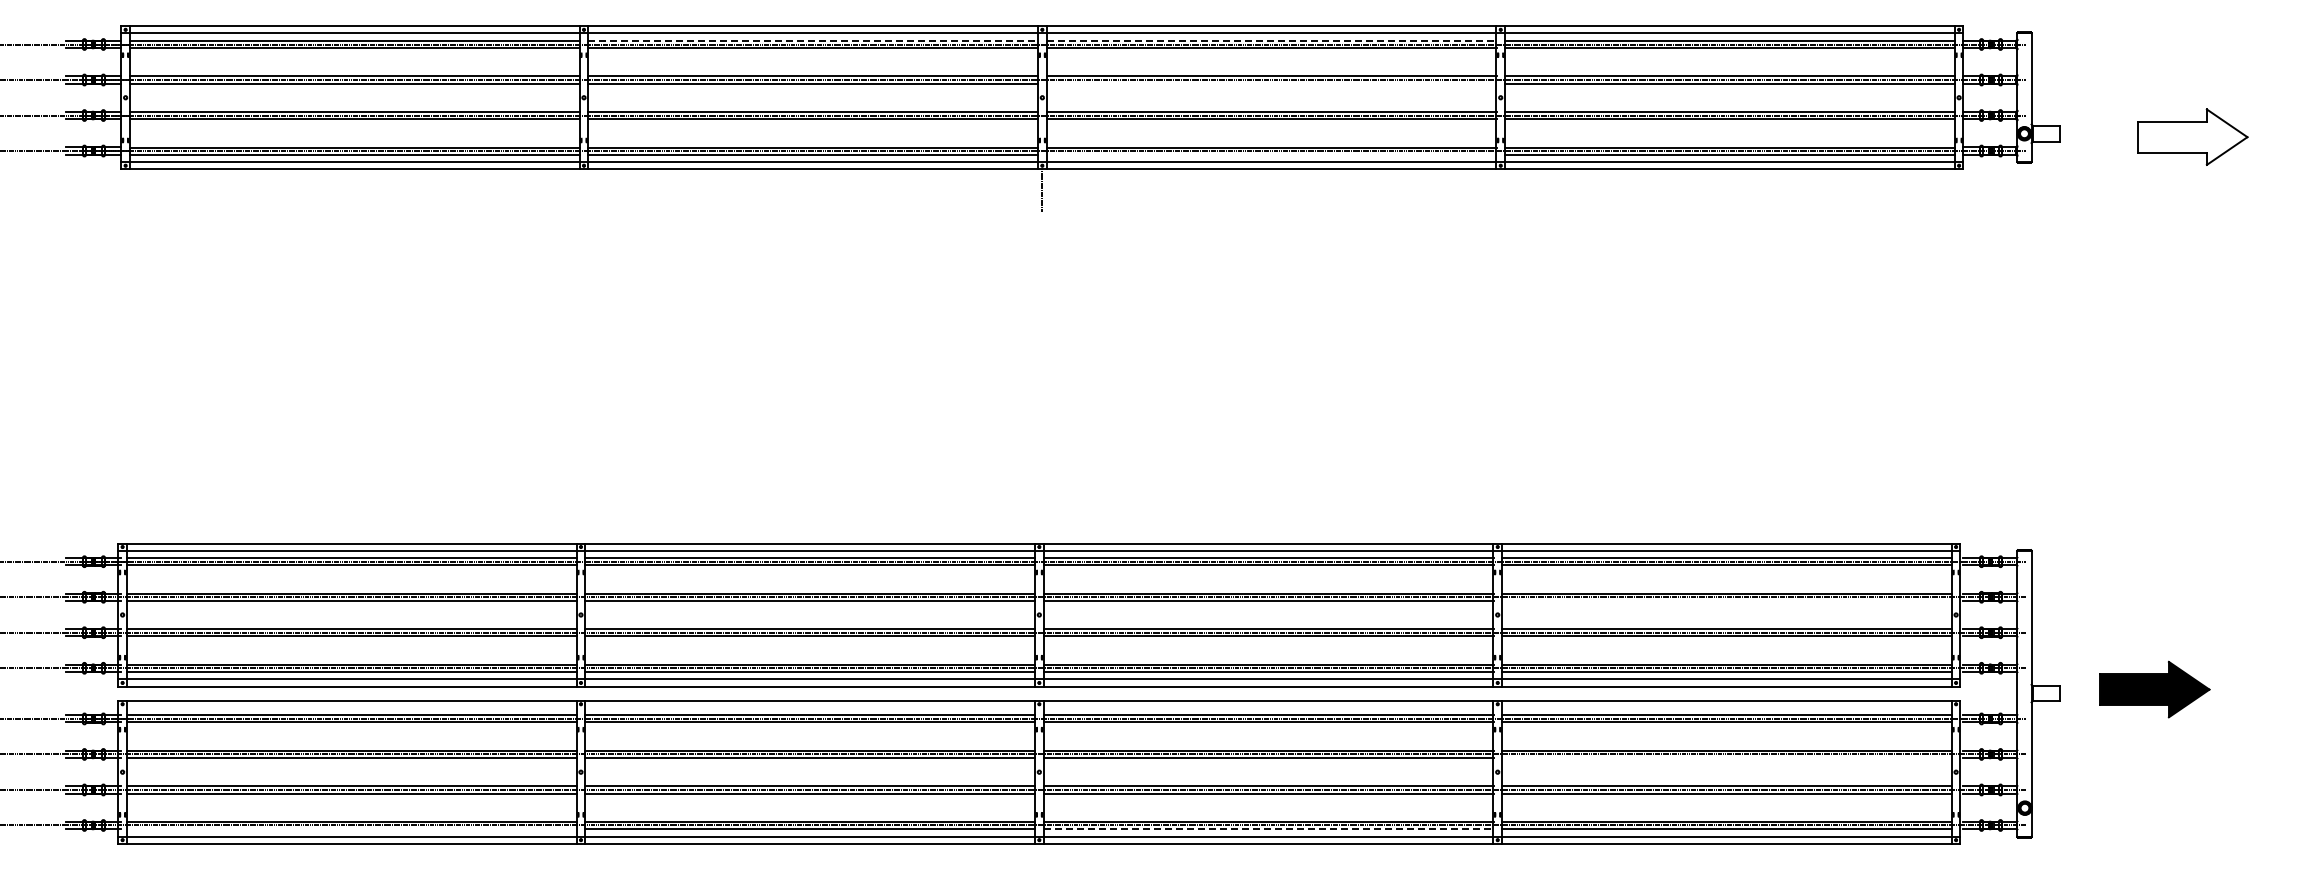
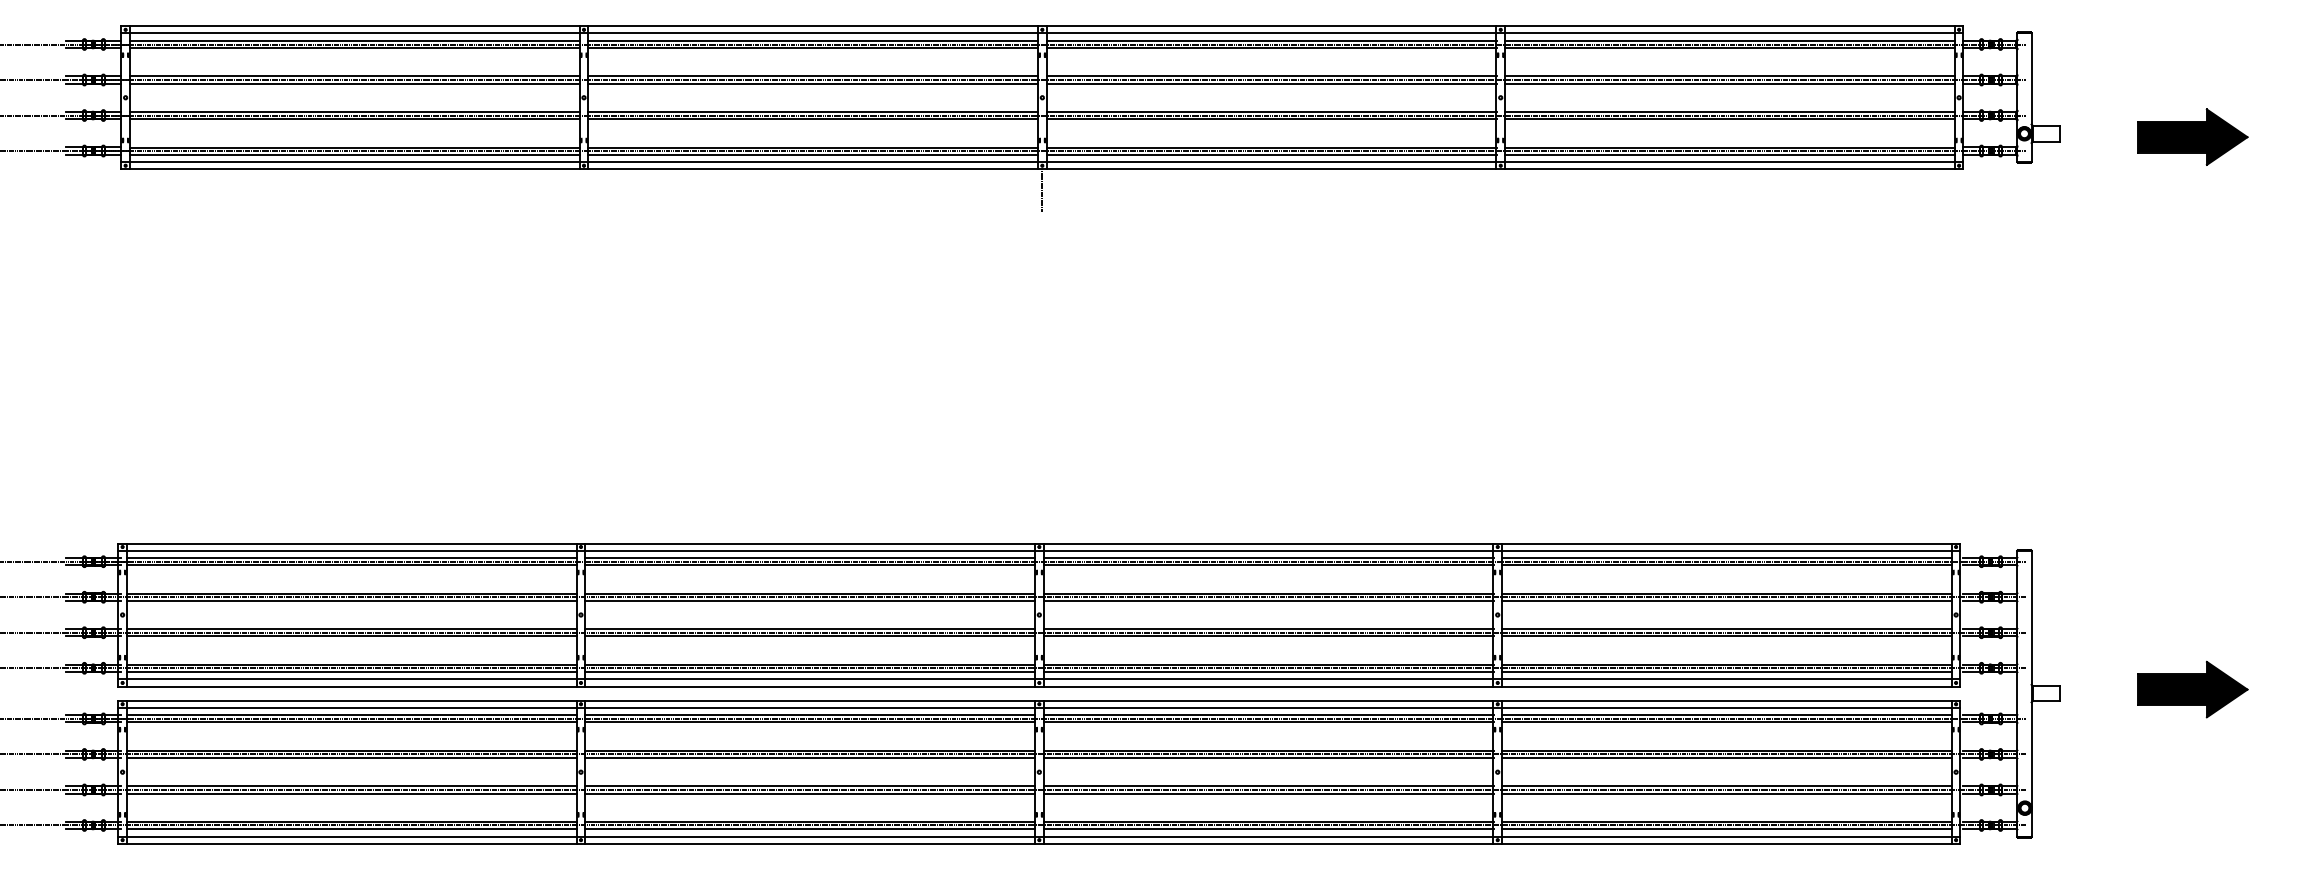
line: dashed -> solid (813, 40)
line: dashed -> solid (1271, 40)
line: none -> present (1271, 83)
fill: none -> present (2192, 136)
line: none -> present (1271, 154)
line: none -> present (1726, 600)
part position: (2154, 689) -> (2192, 689) (2192, 689)
line: none -> present (1039, 707)
line: none -> present (1726, 757)
line: none -> present (351, 829)
line: dashed -> solid (1268, 829)
